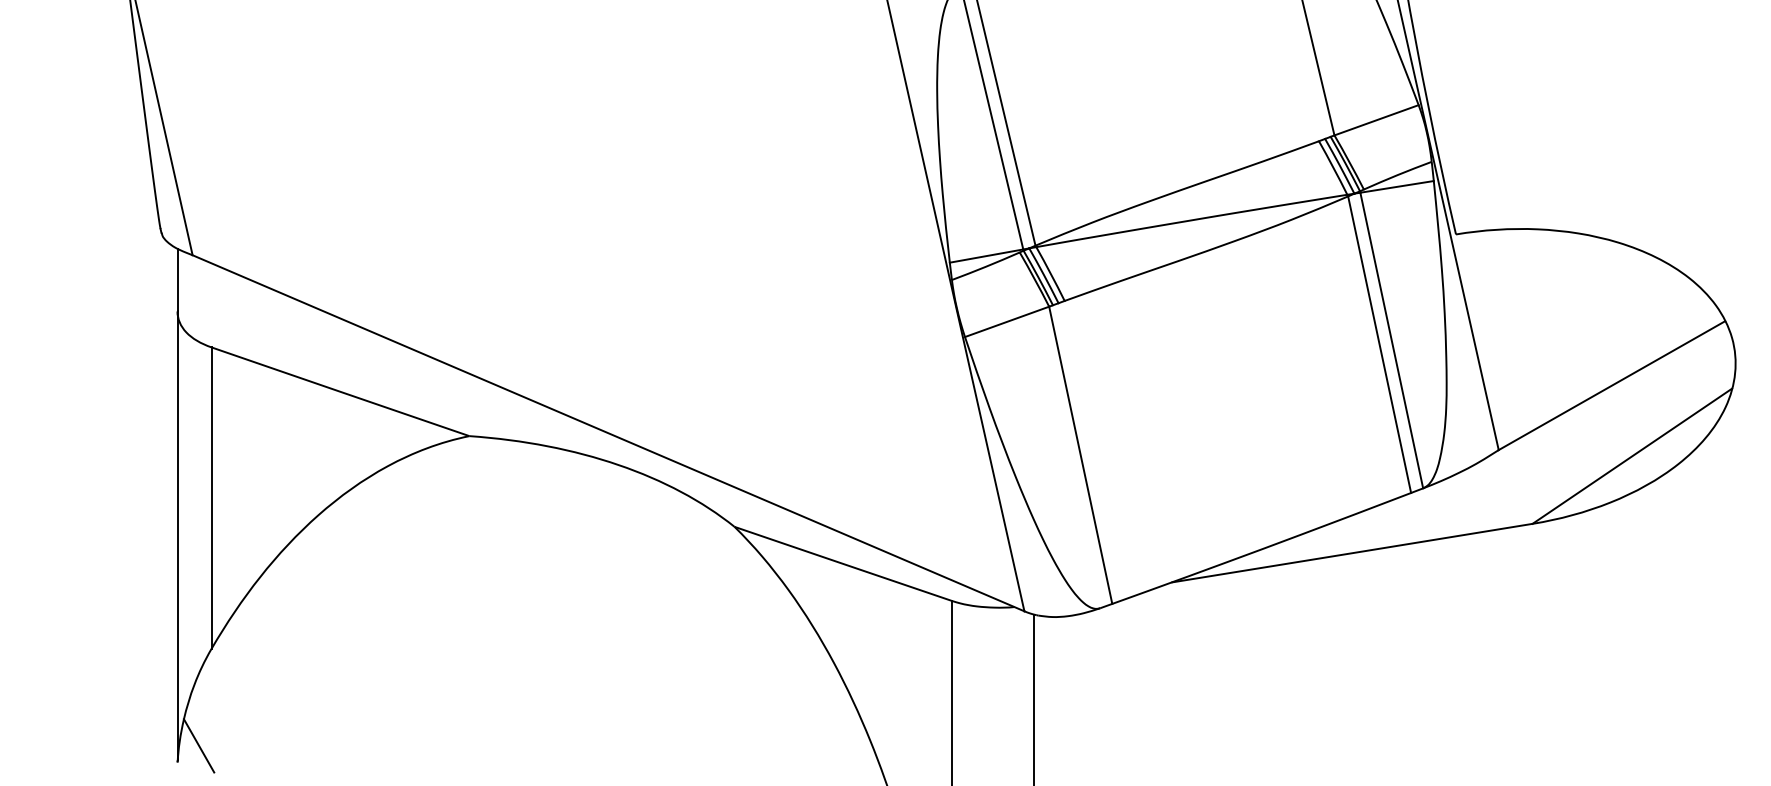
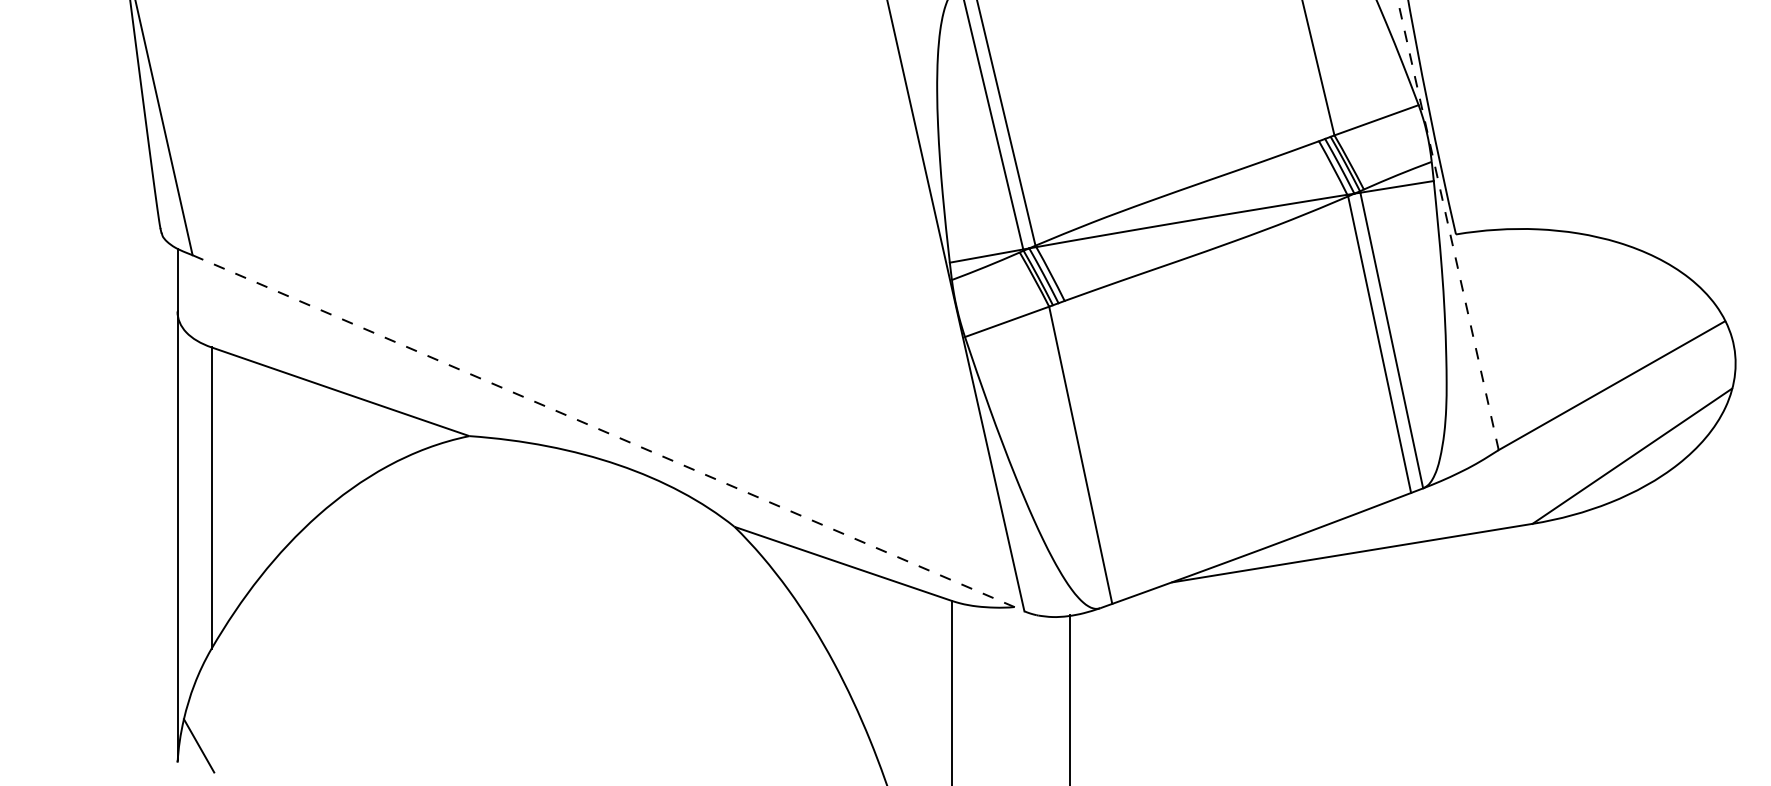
line: solid -> dashed (1448, 224)
line: solid -> dashed (608, 433)
line position: (1034, 698) -> (1070, 698) (1070, 698)
